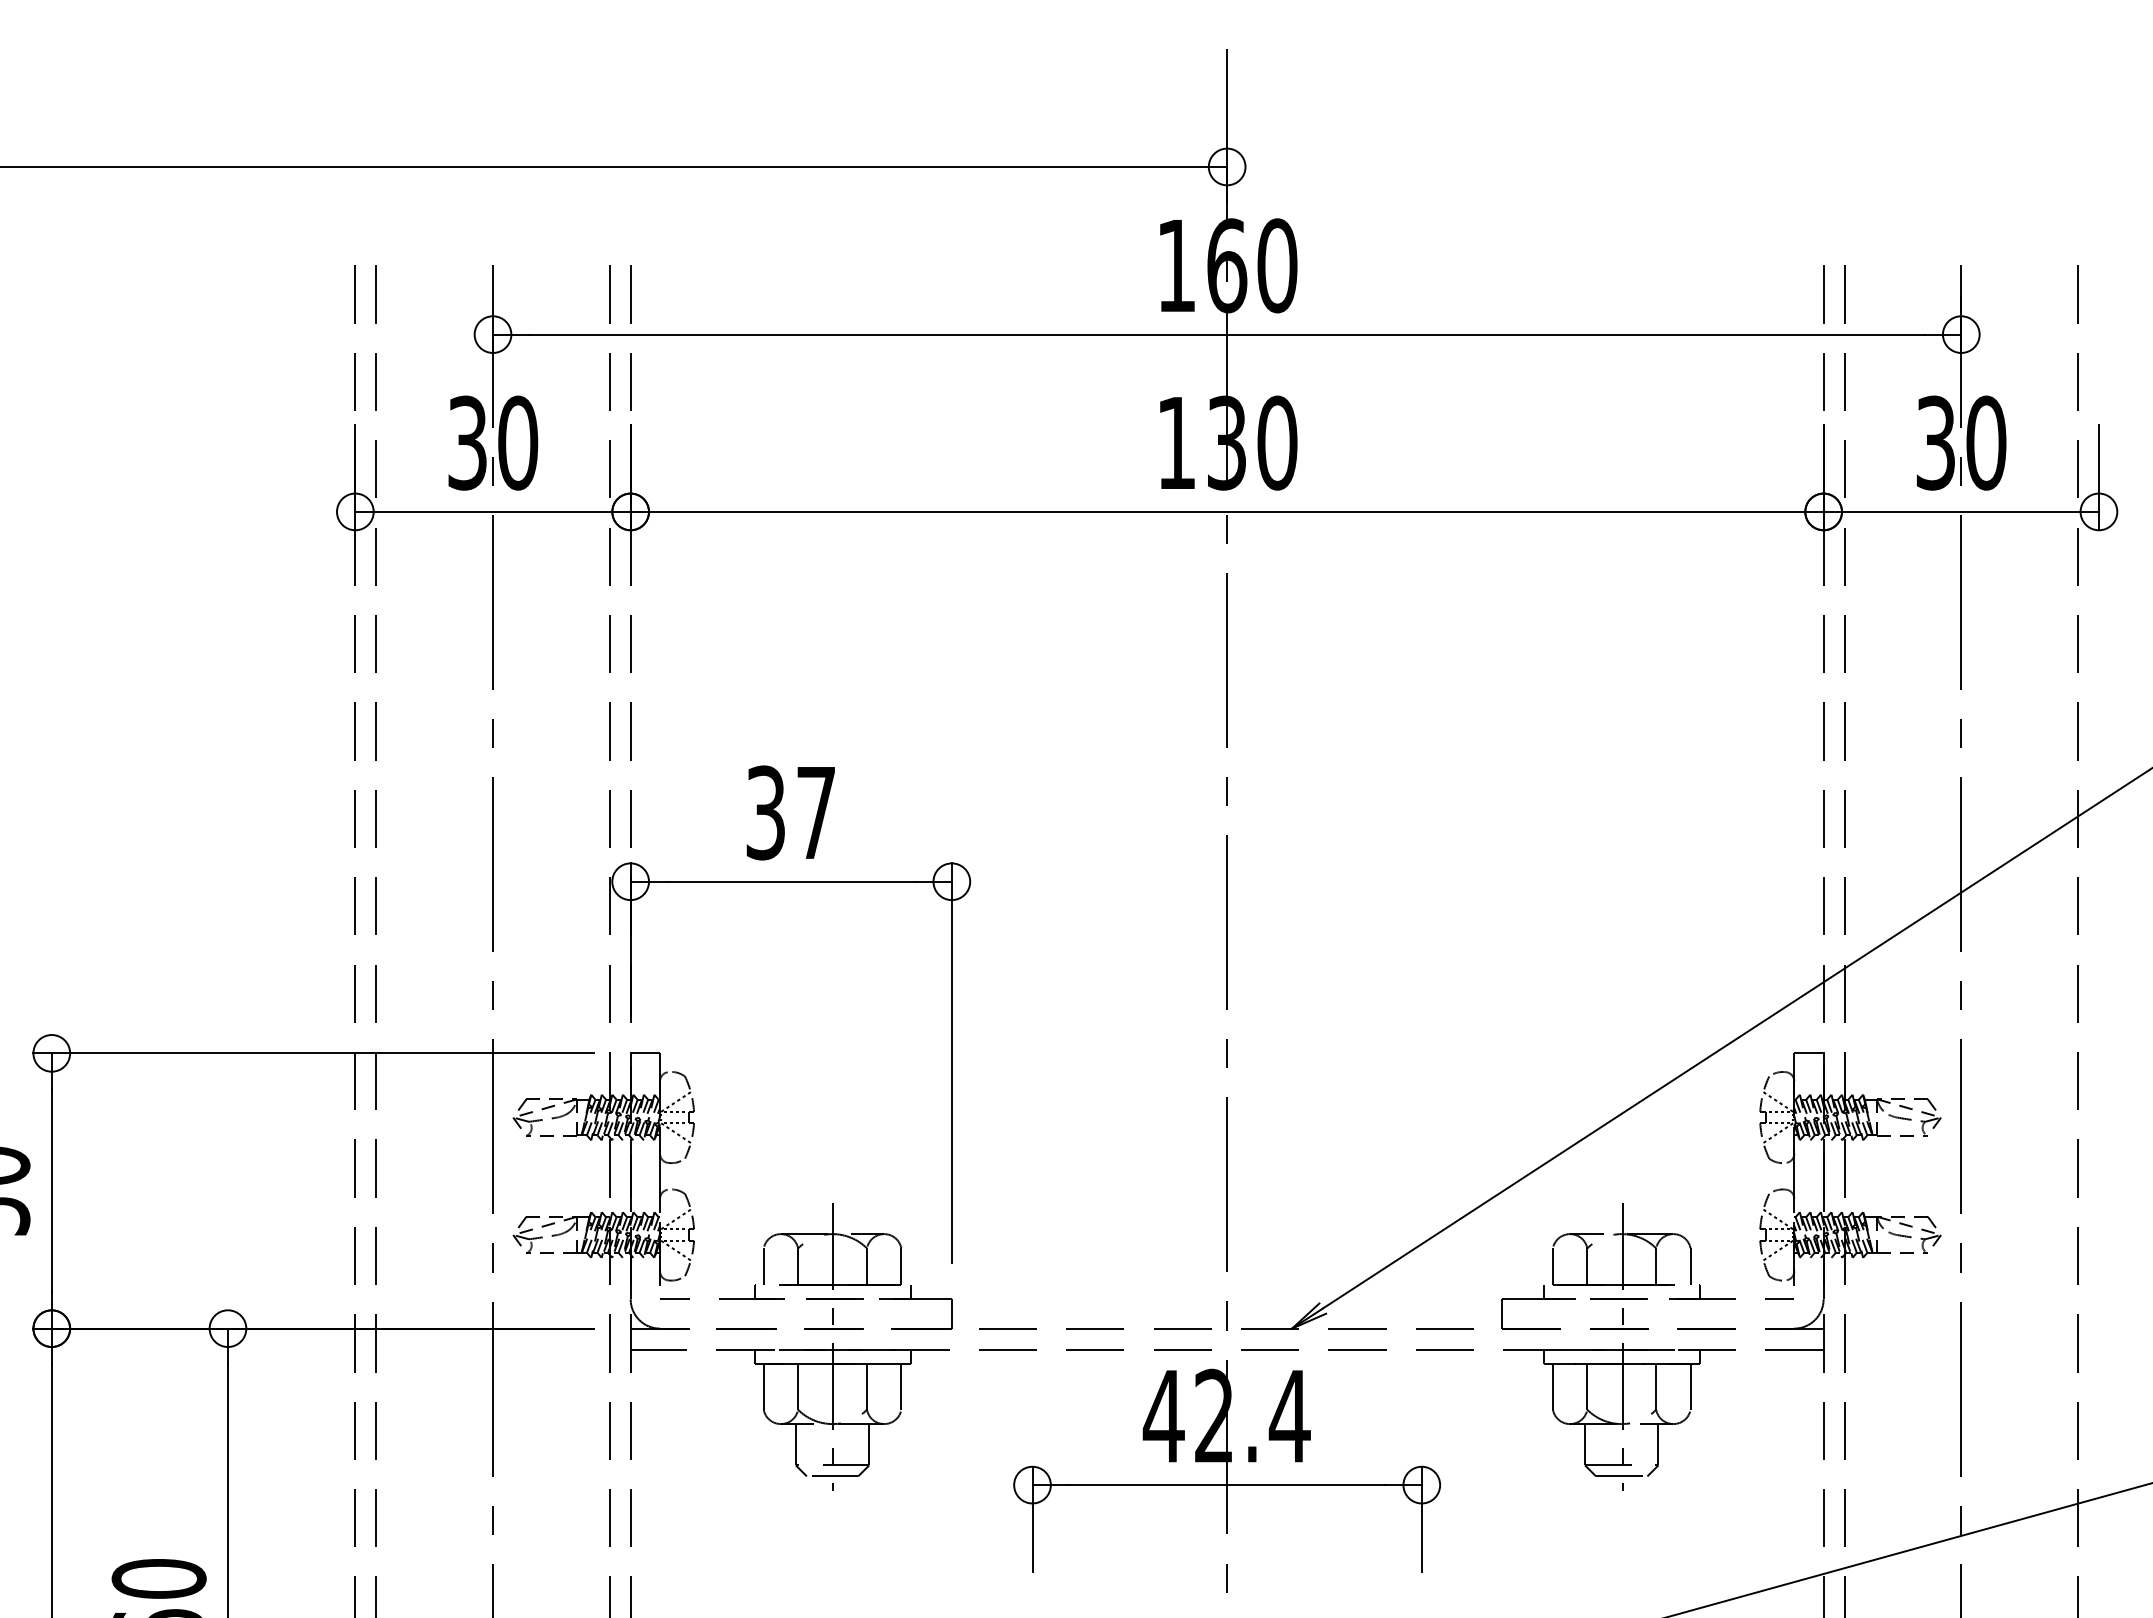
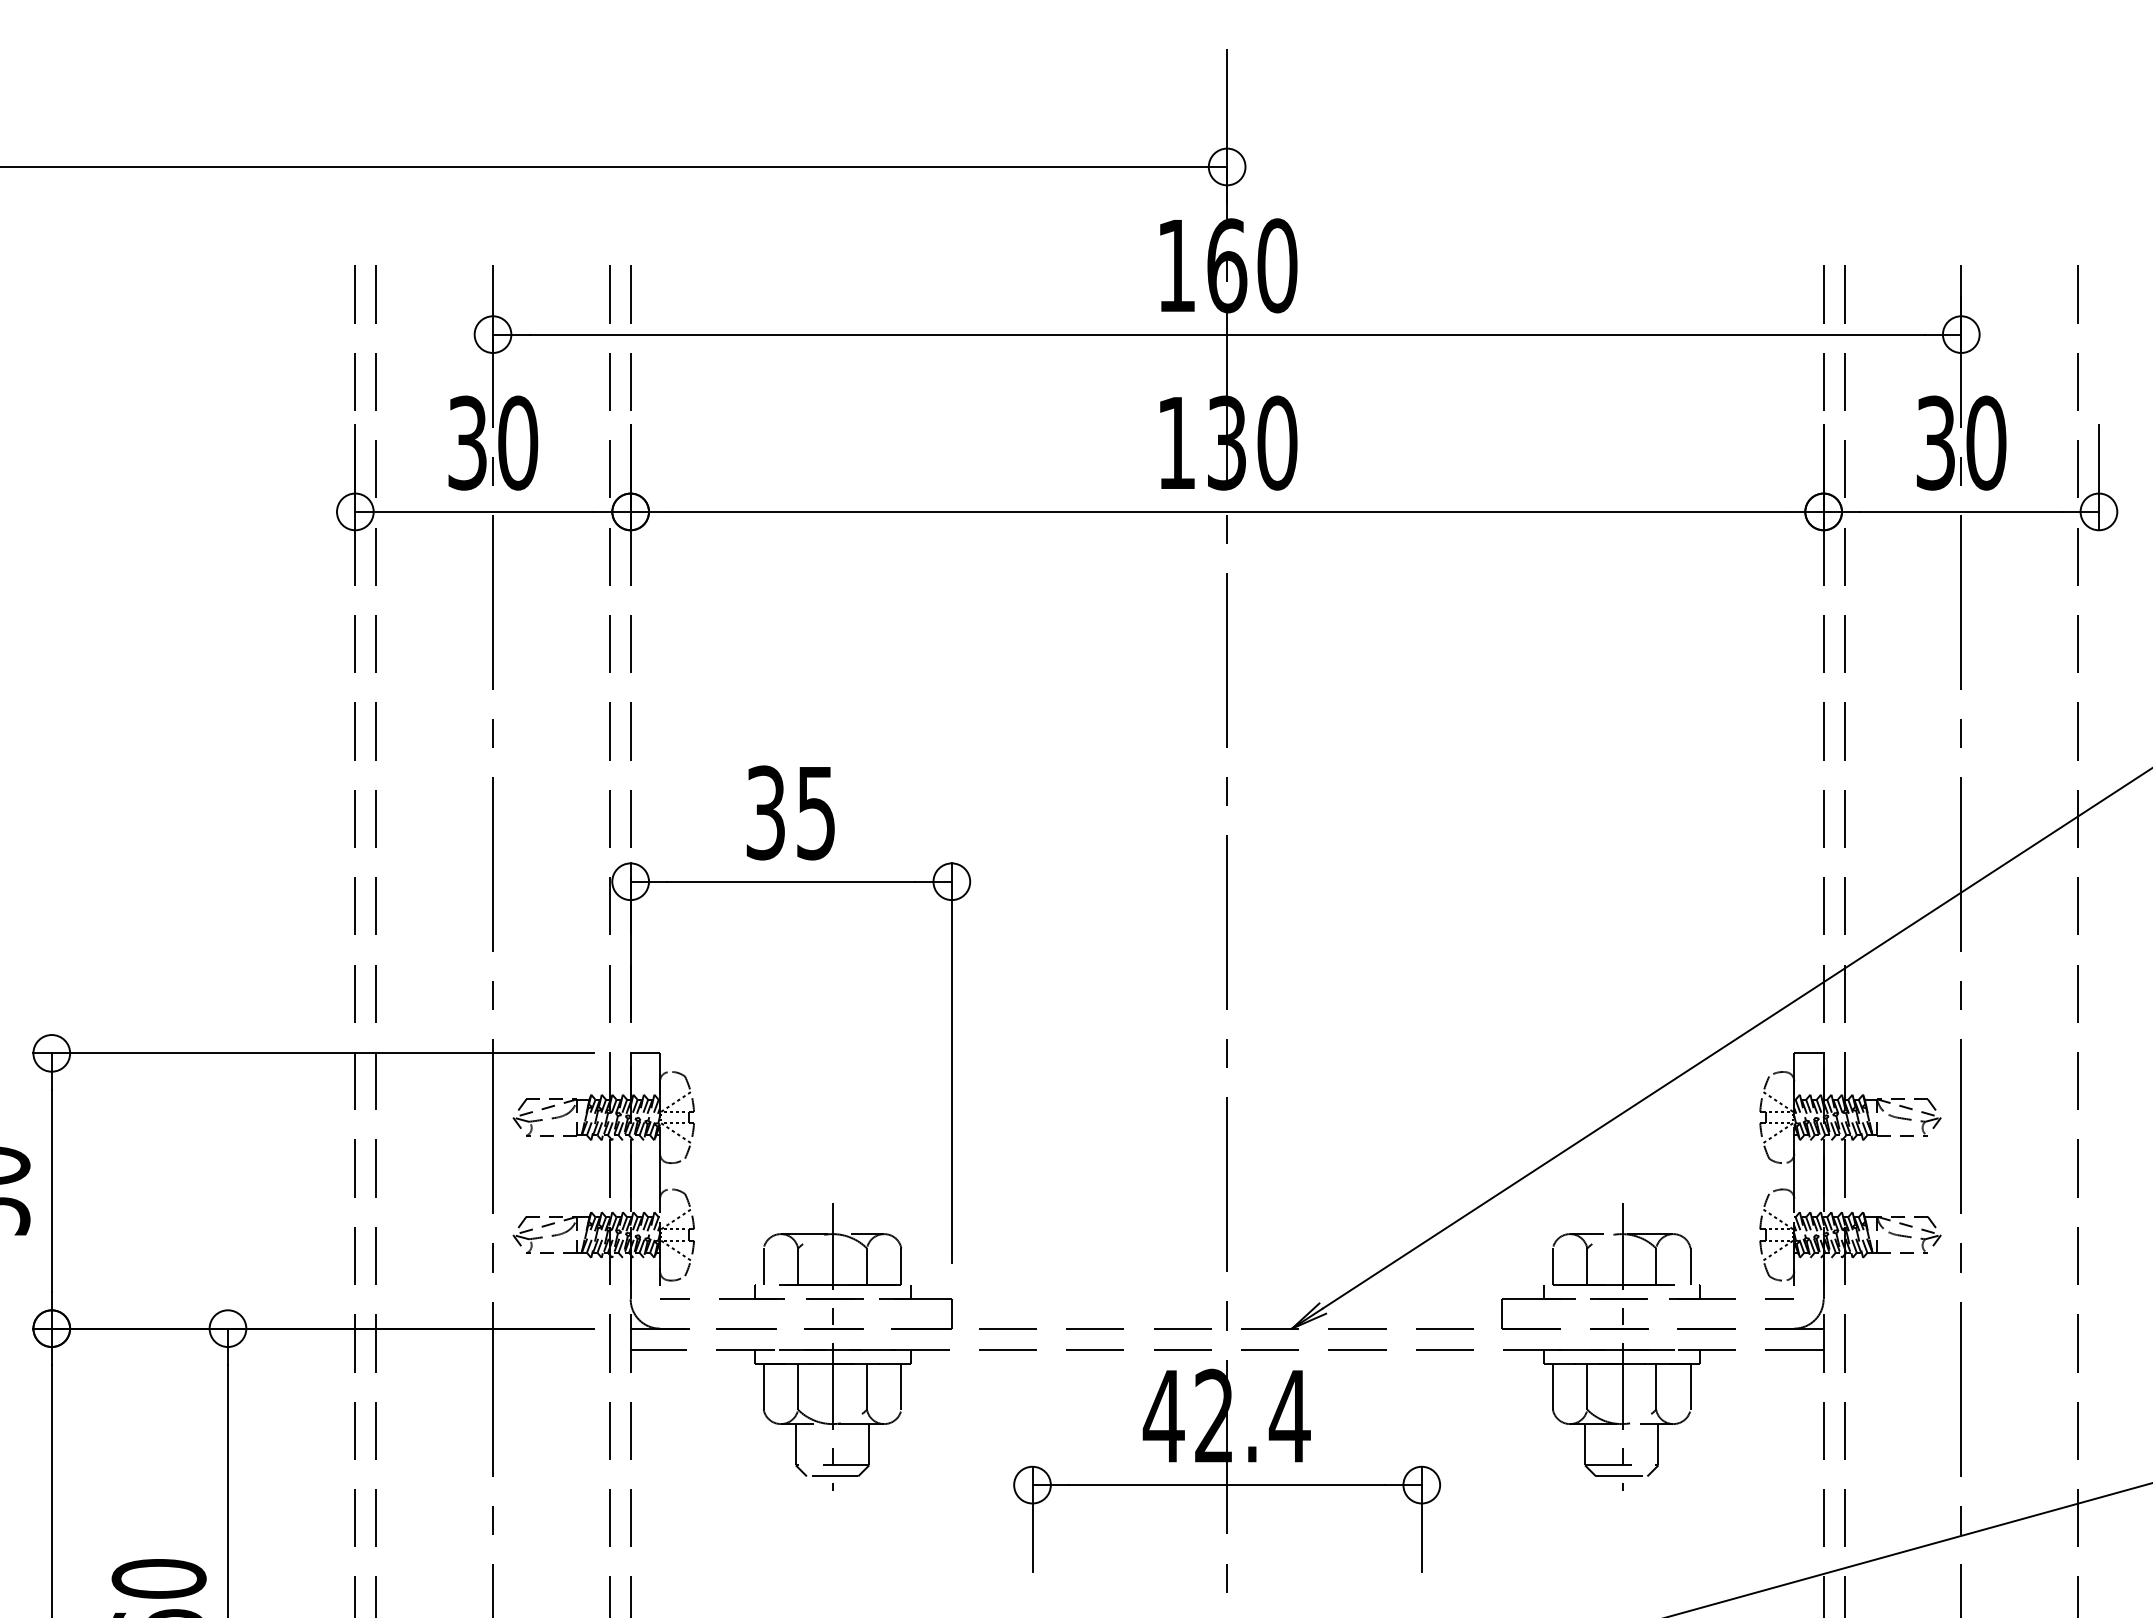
text: 37 -> 35 (815, 813)
